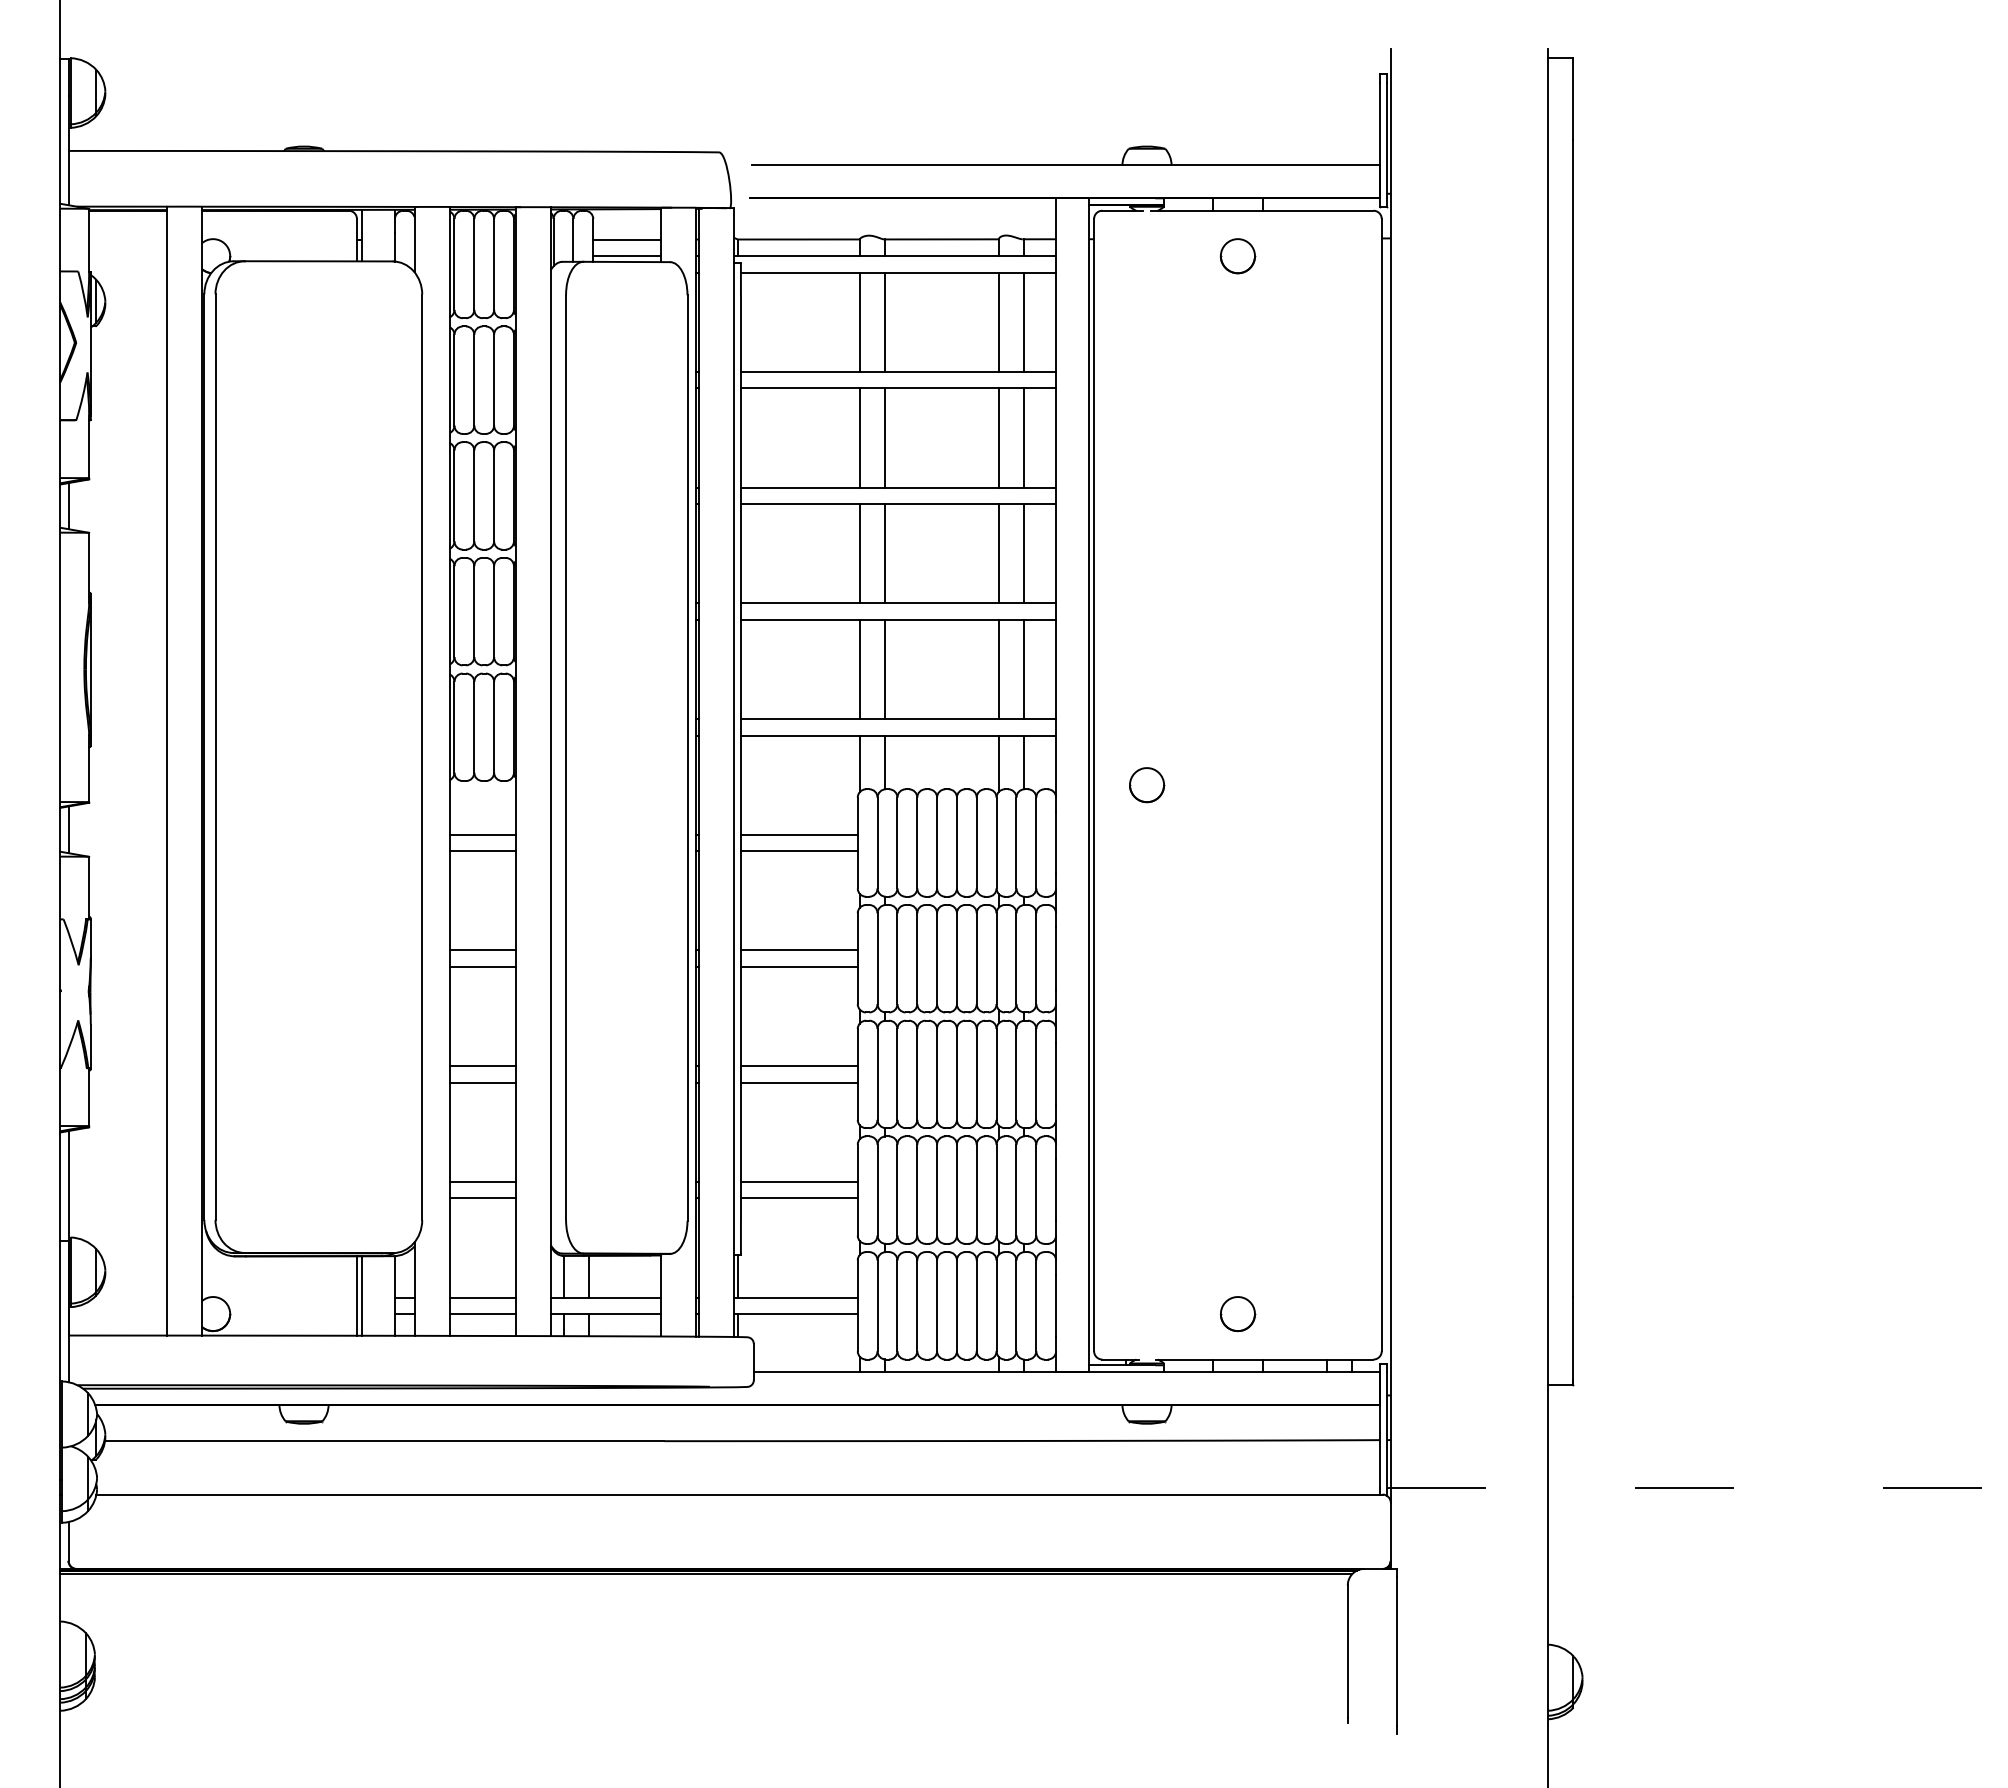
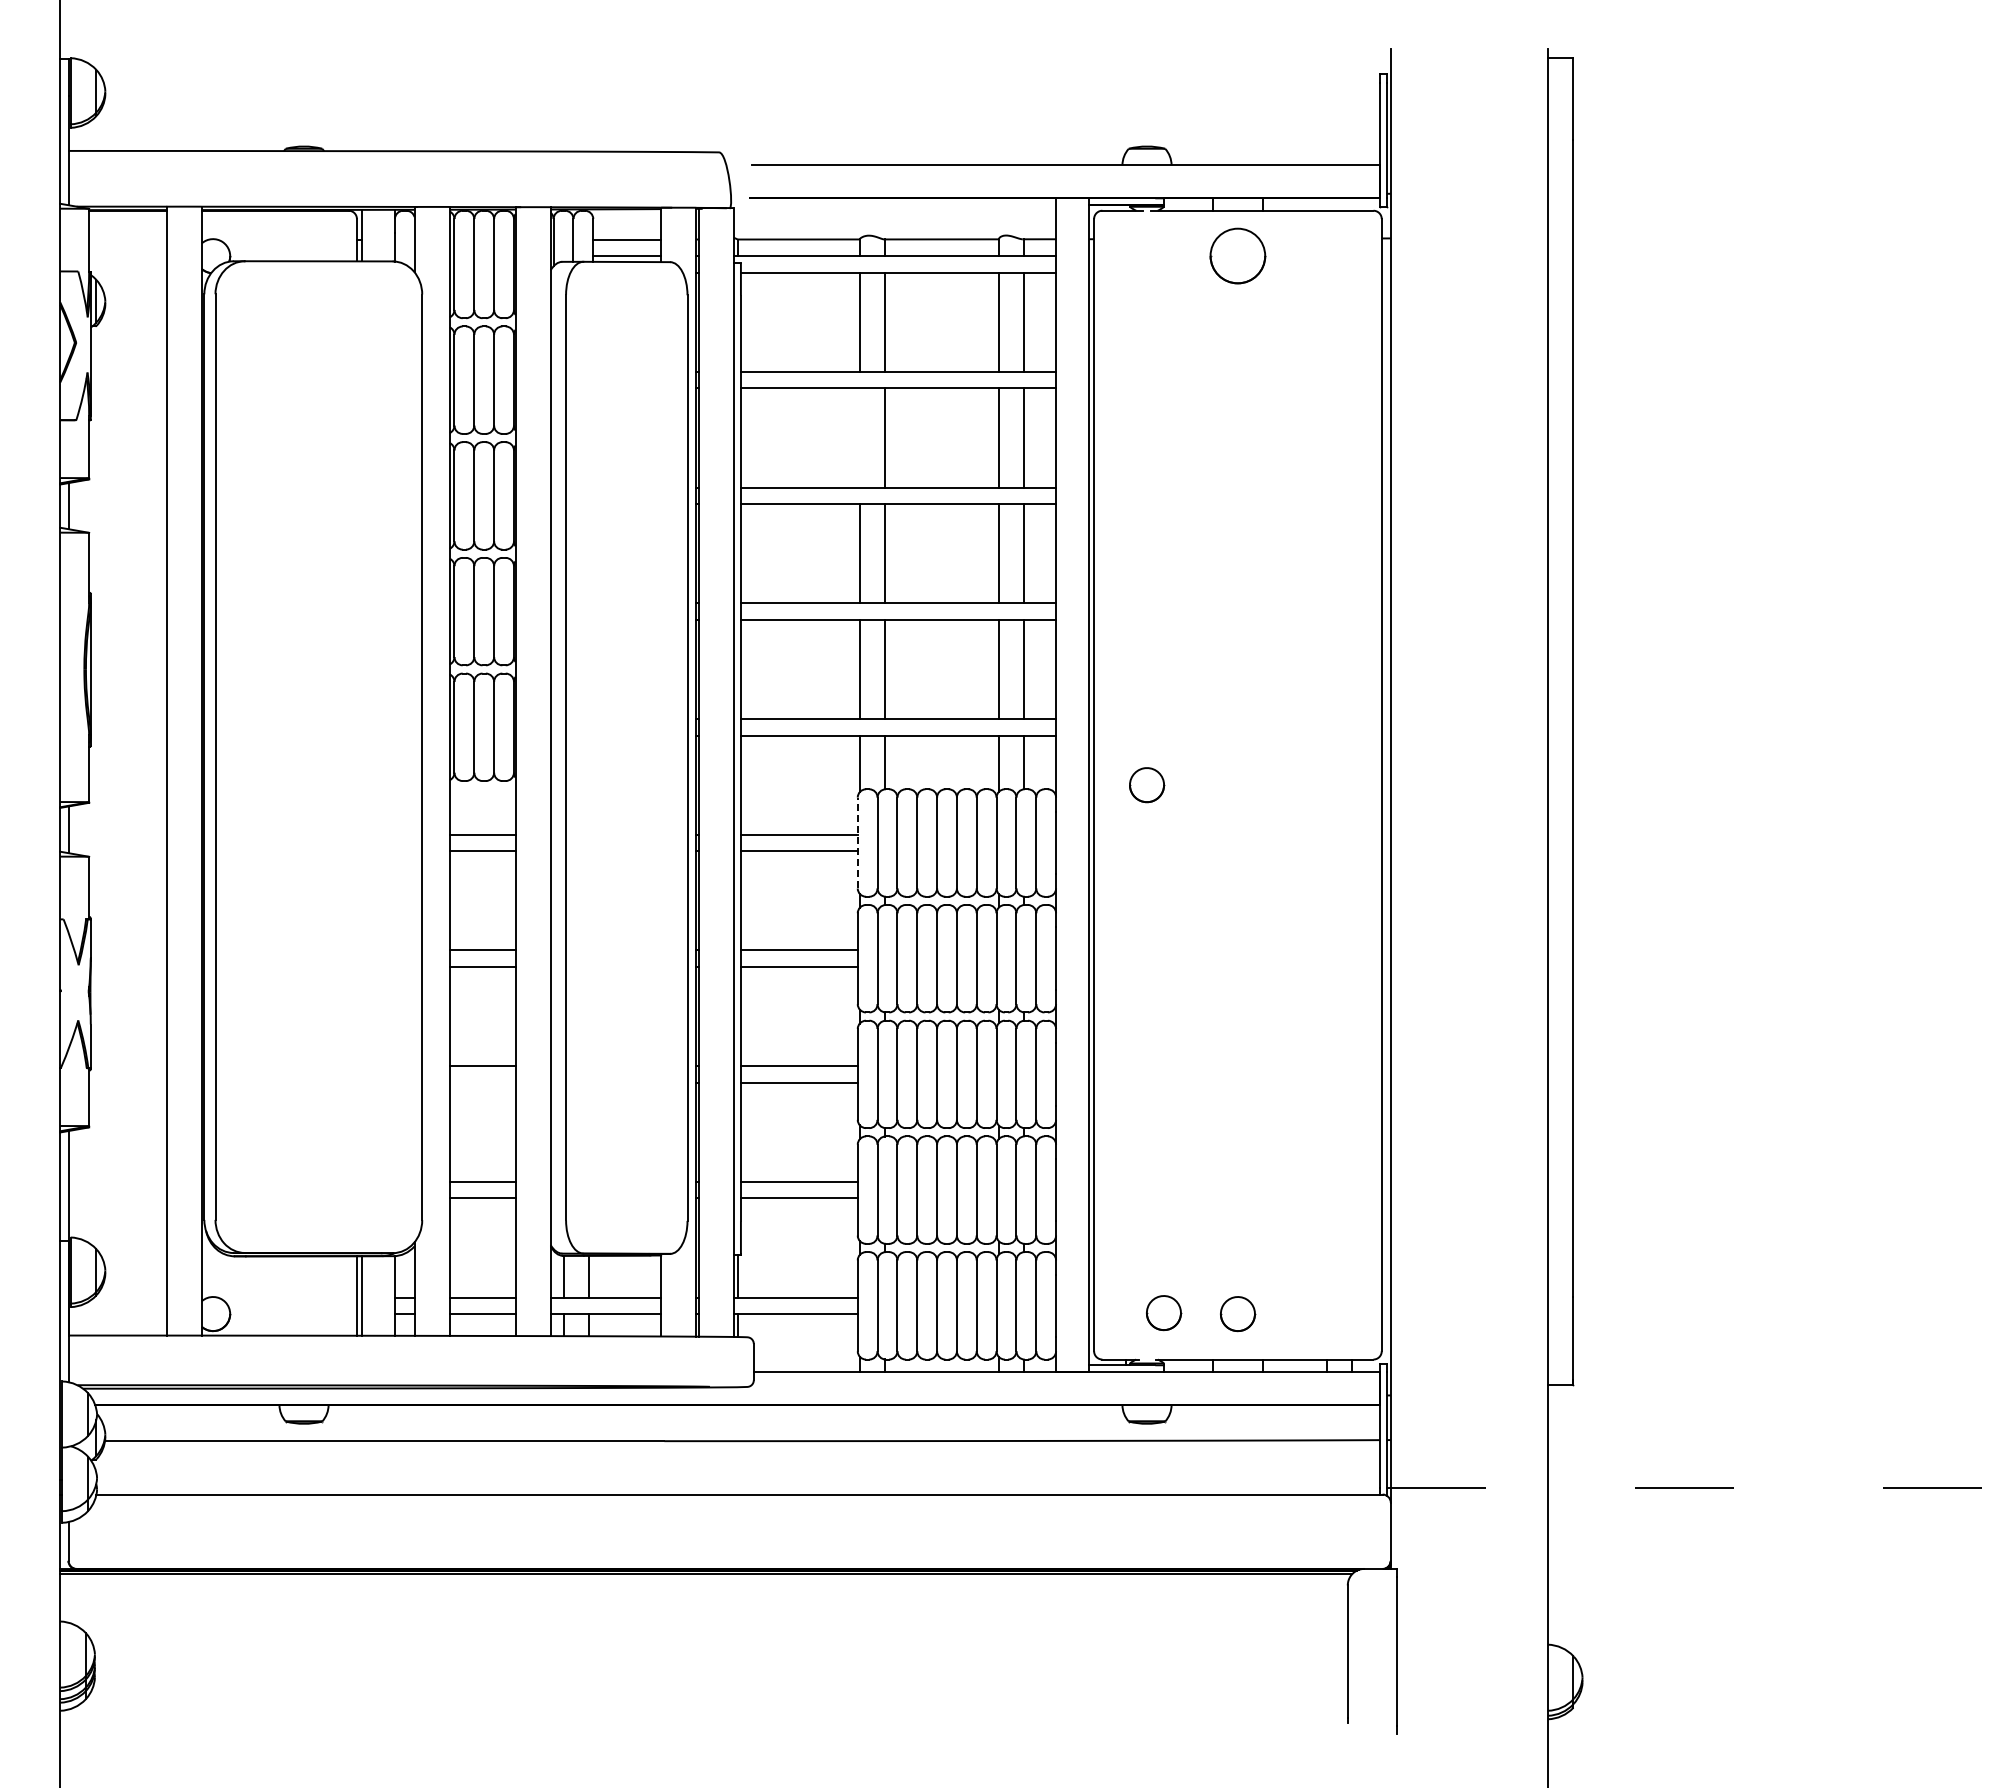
part size: 38x37 px -> 58x58 px (1237, 255)
line: present -> none (859, 437)
line: solid -> dashed (857, 842)
line: present -> none (482, 1082)
part: none -> present (1164, 1313)
